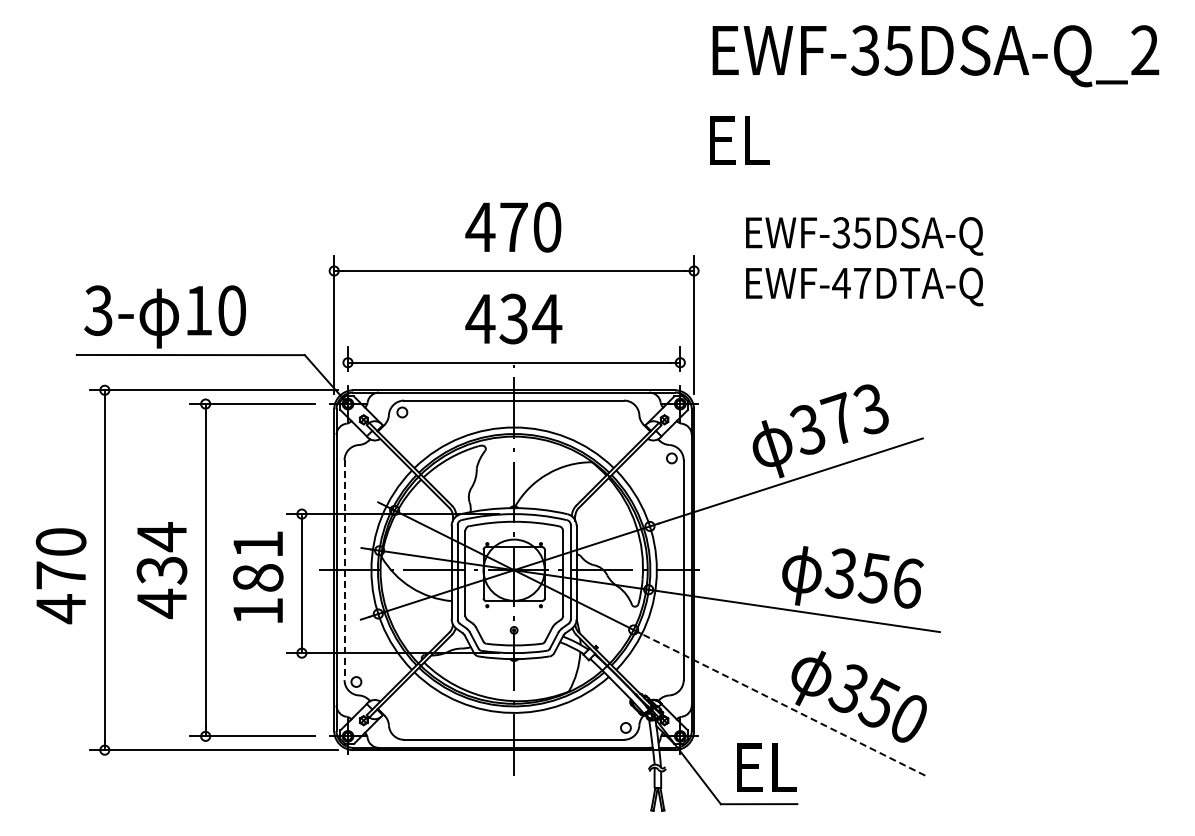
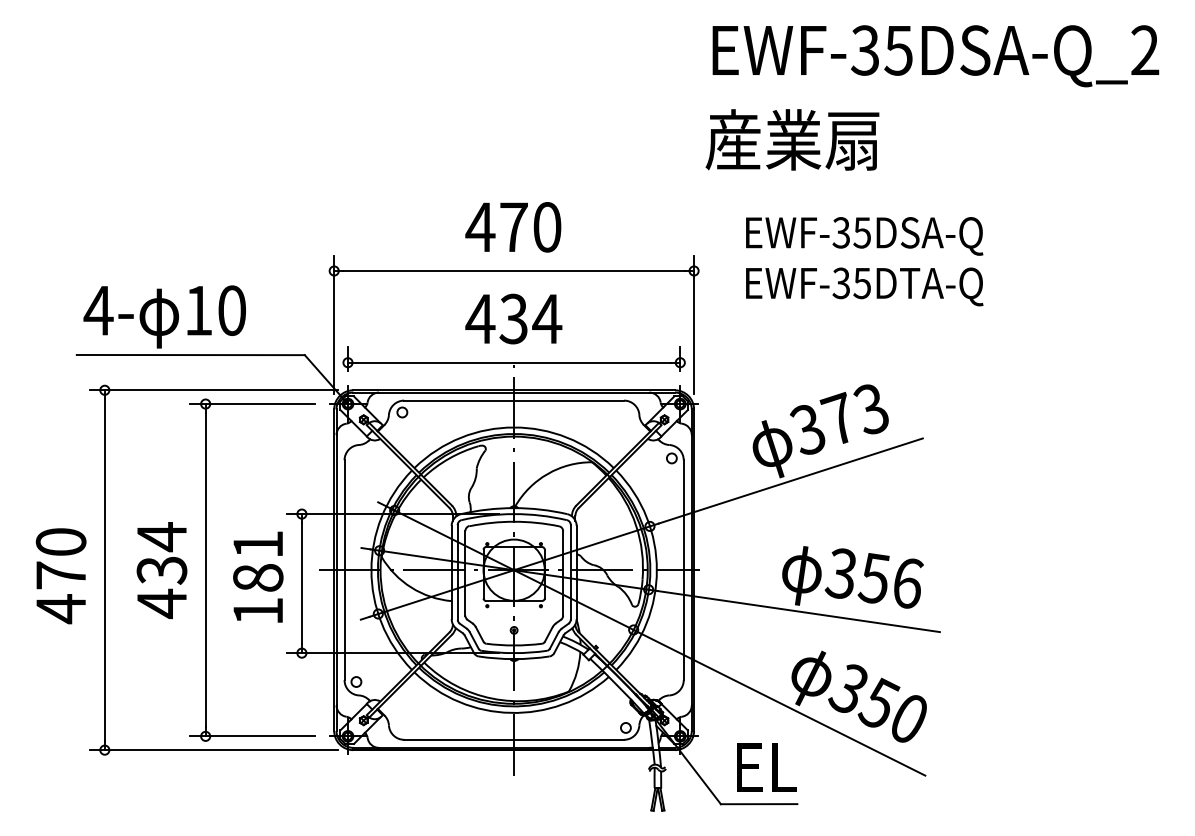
text: EL -> 産業扇 (792, 139)
text: EWF-47DTA-Q -> EWF-35DTA-Q (851, 283)
text: 3- -> 4- (98, 310)
line: dashed -> solid (344, 570)
line: dashed -> solid (783, 704)
